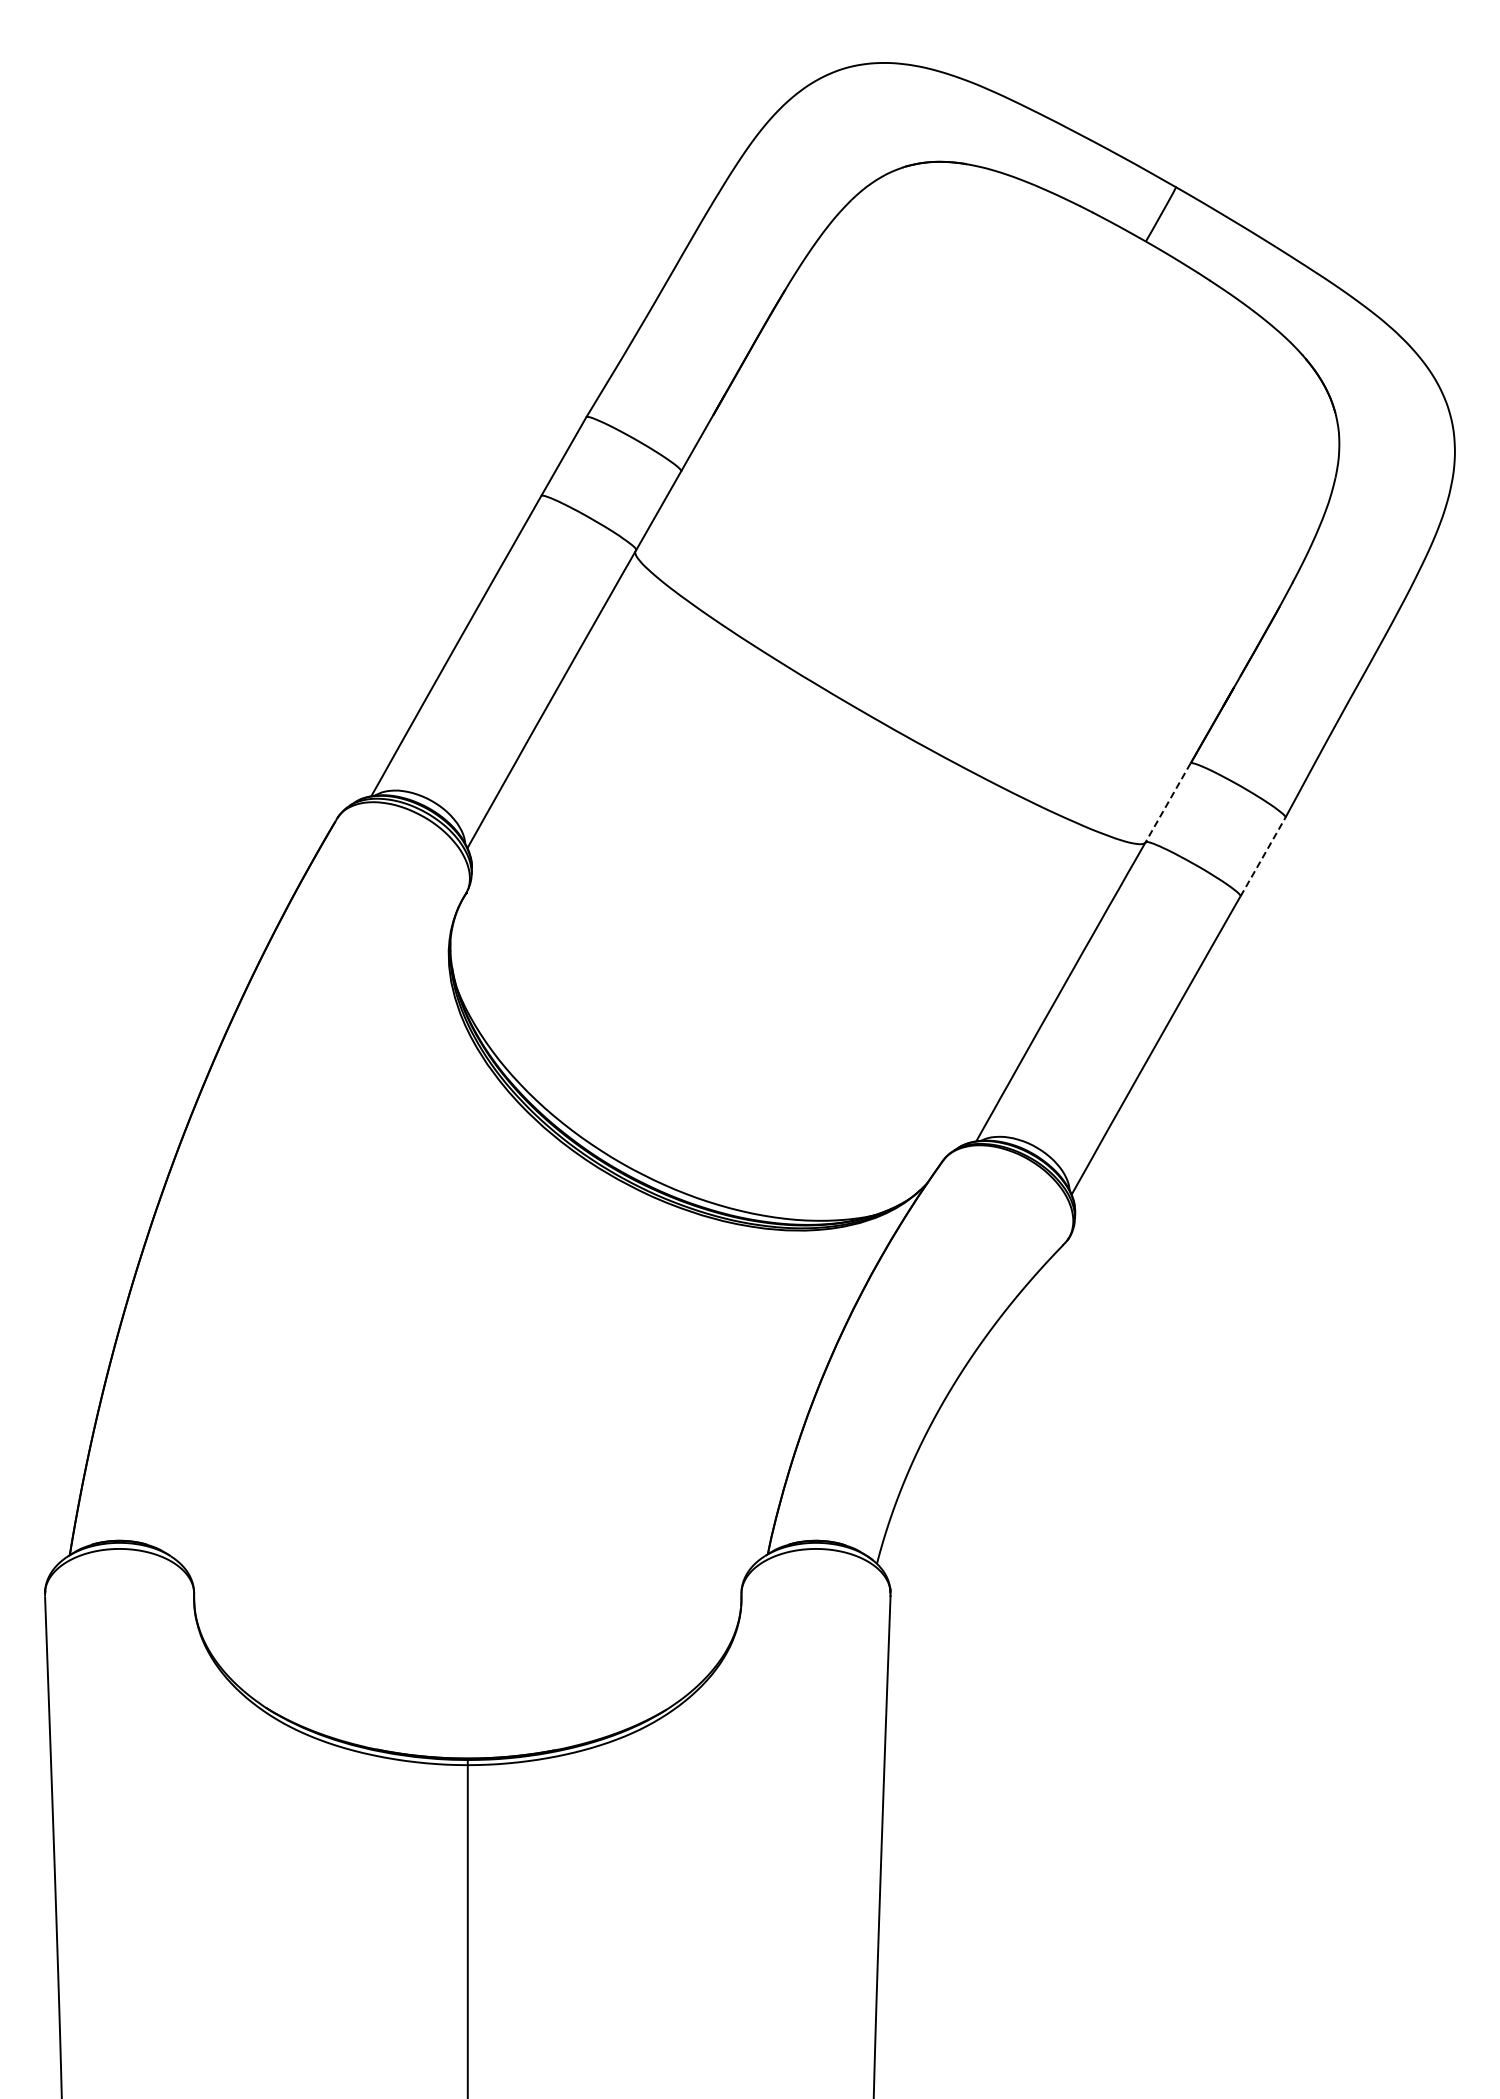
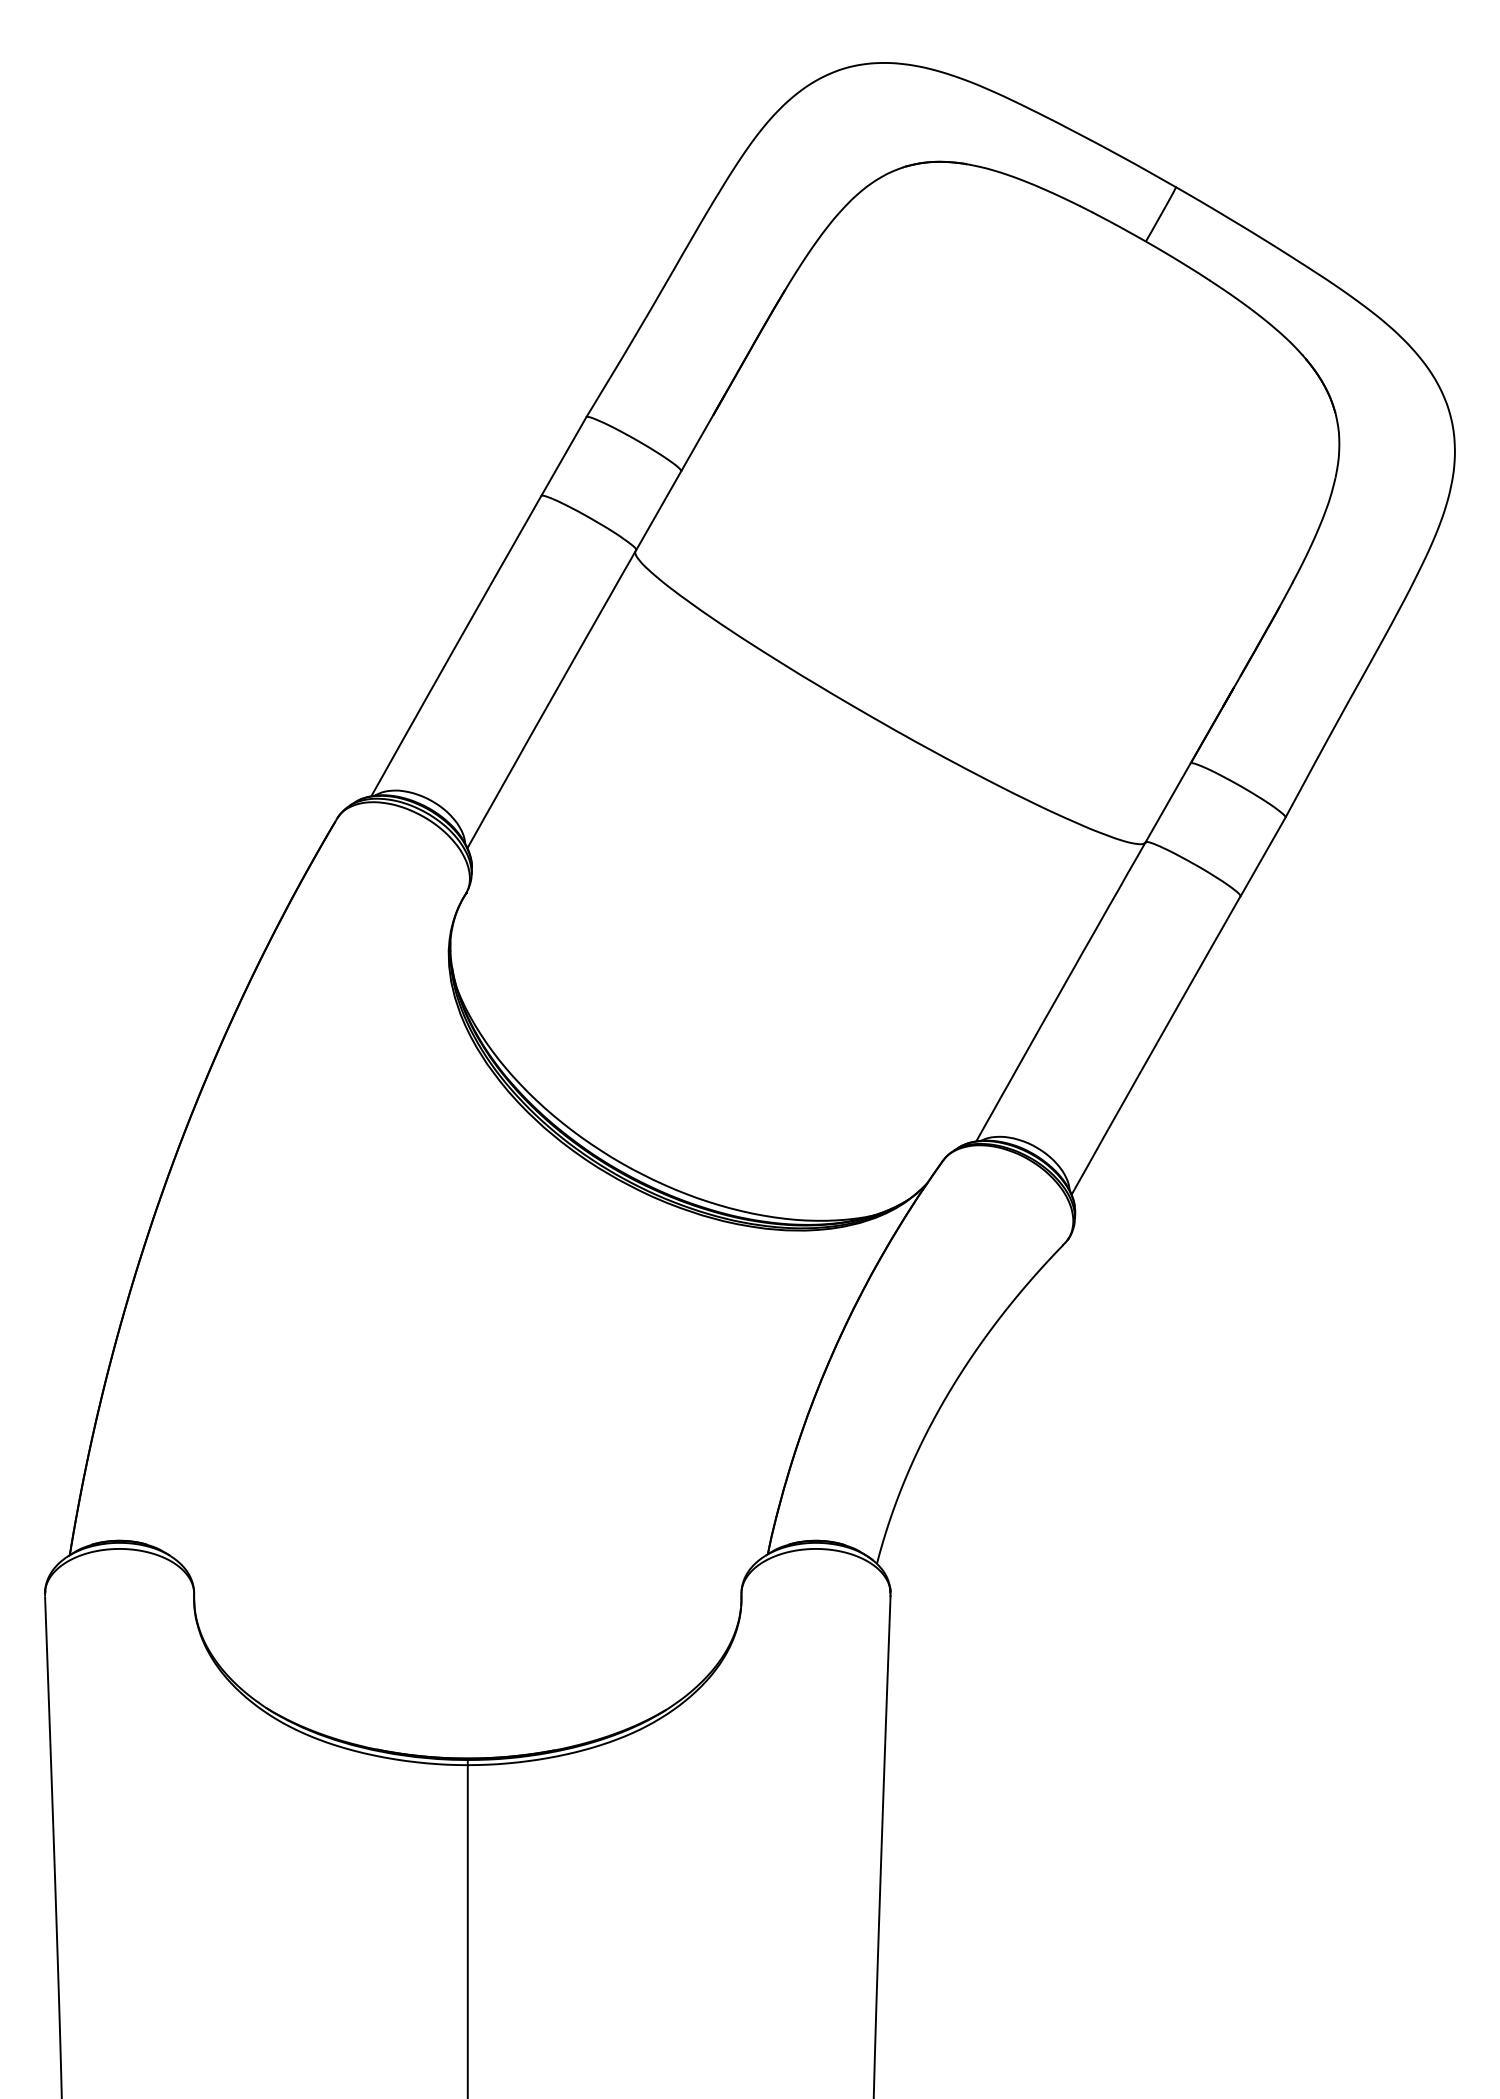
line: dashed -> solid (1167, 803)
line: dashed -> solid (1263, 856)
